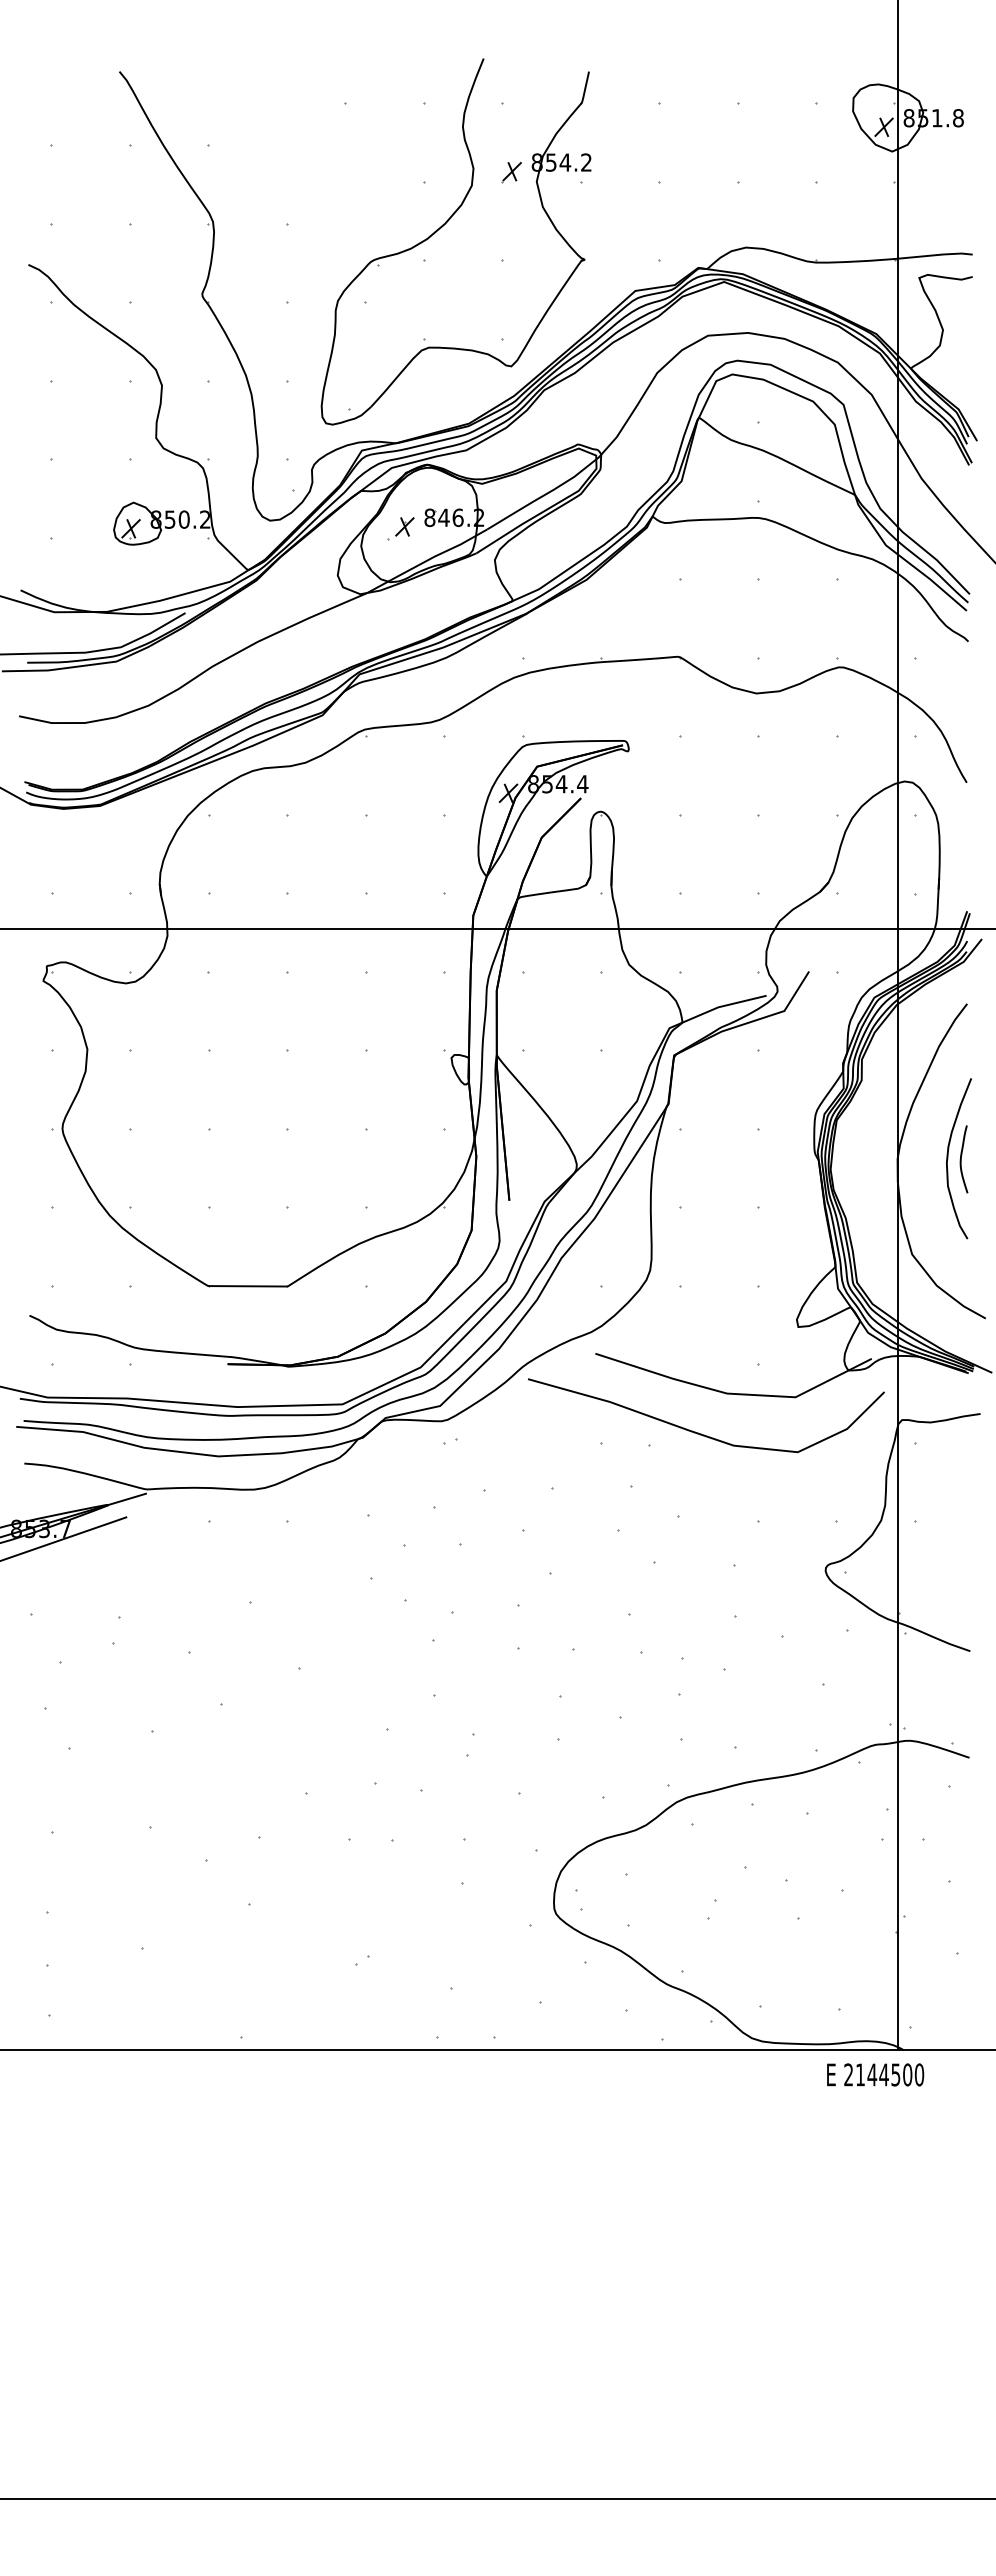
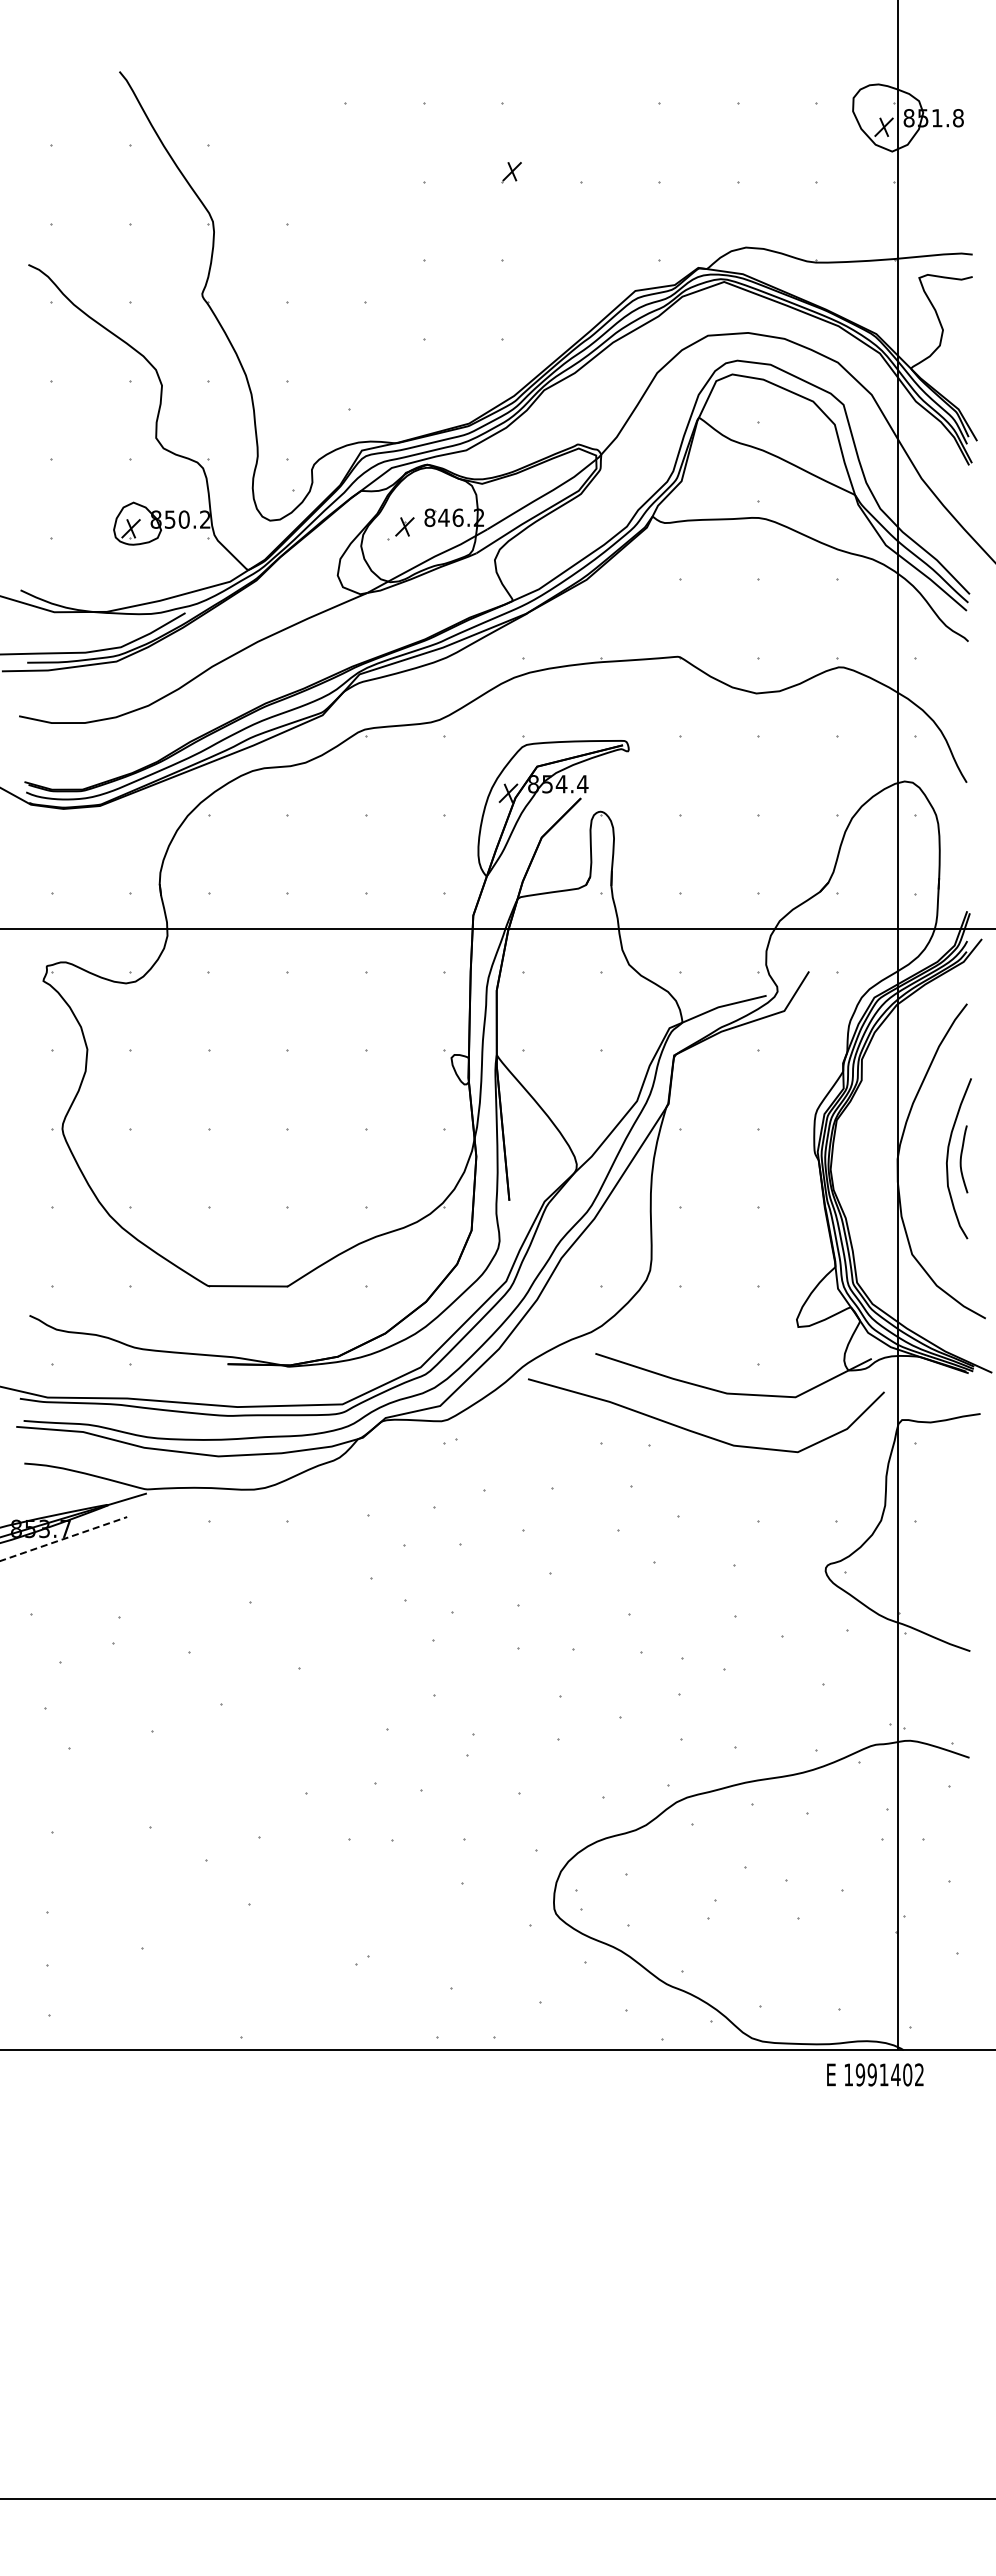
part: present -> none (442, 227)
line: solid -> dashed (63, 1538)
text: 2144500 -> 1991402 (884, 2074)
